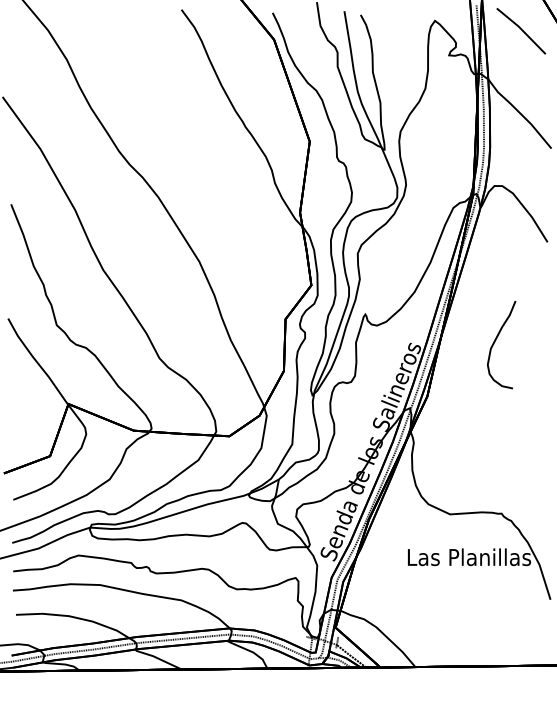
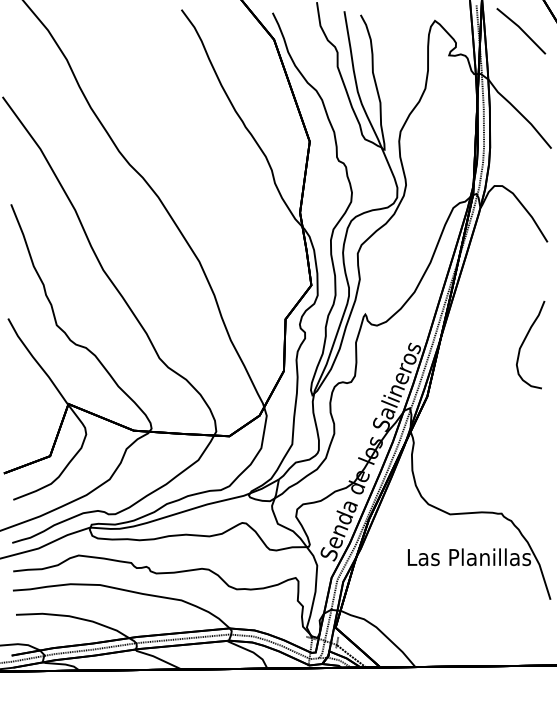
curve position: (495, 342) -> (524, 342) (524, 342)
